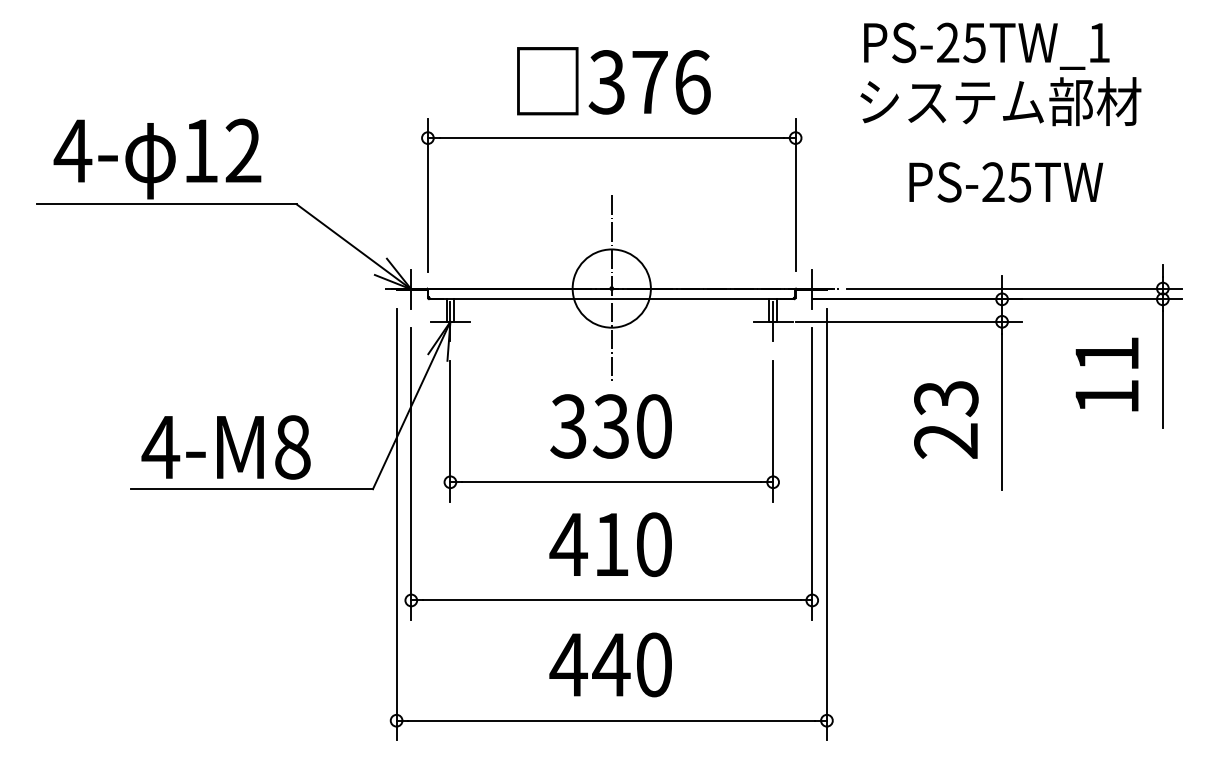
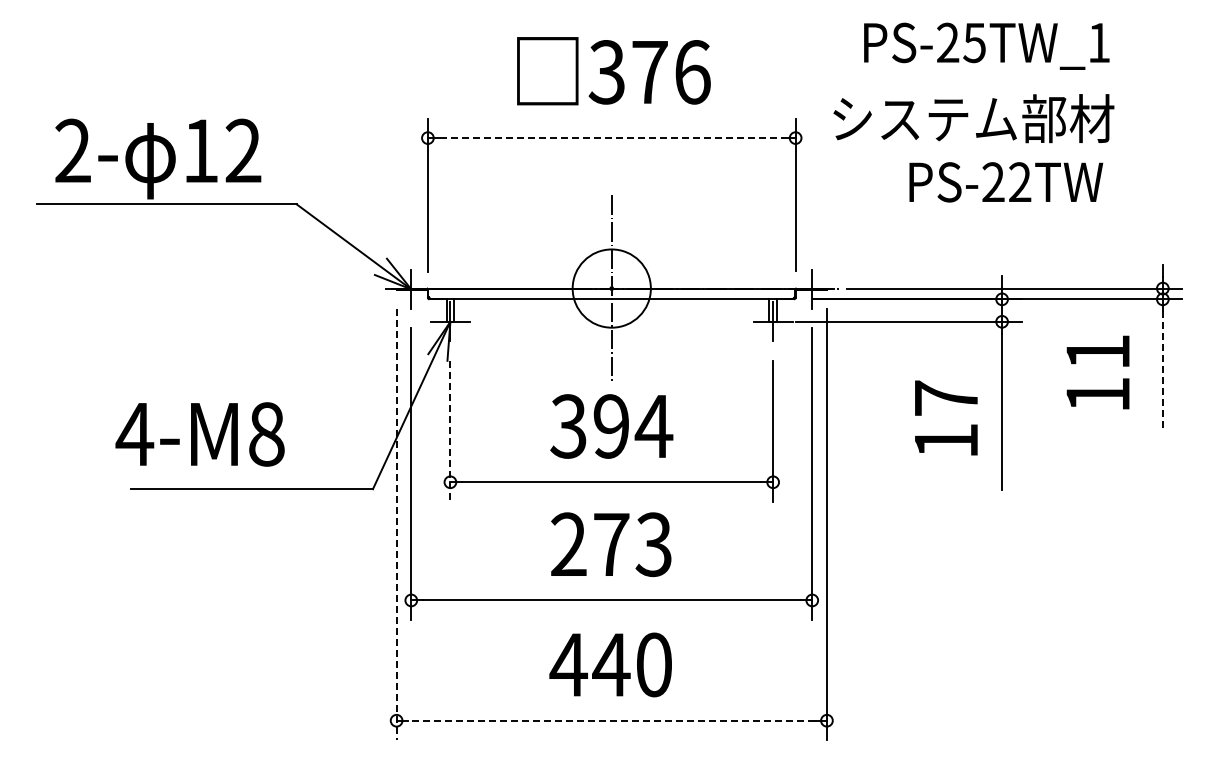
text position: (613, 81) -> (613, 71) (613, 71)
text position: (1000, 101) -> (973, 118) (973, 118)
line: solid -> dashed (612, 138)
text: 4- -> 2- (72, 150)
text: PS-25TW -> PS-22TW (1019, 182)
line: solid -> dashed (1162, 370)
text position: (1106, 374) -> (1097, 372) (1097, 372)
text: 23 -> 17 (946, 419)
text: 330 -> 394 (632, 426)
line: solid -> dashed (450, 431)
text position: (225, 447) -> (199, 434) (199, 434)
line: solid -> dashed (396, 524)
text: 410 -> 273 (610, 544)
line: solid -> dashed (611, 720)
